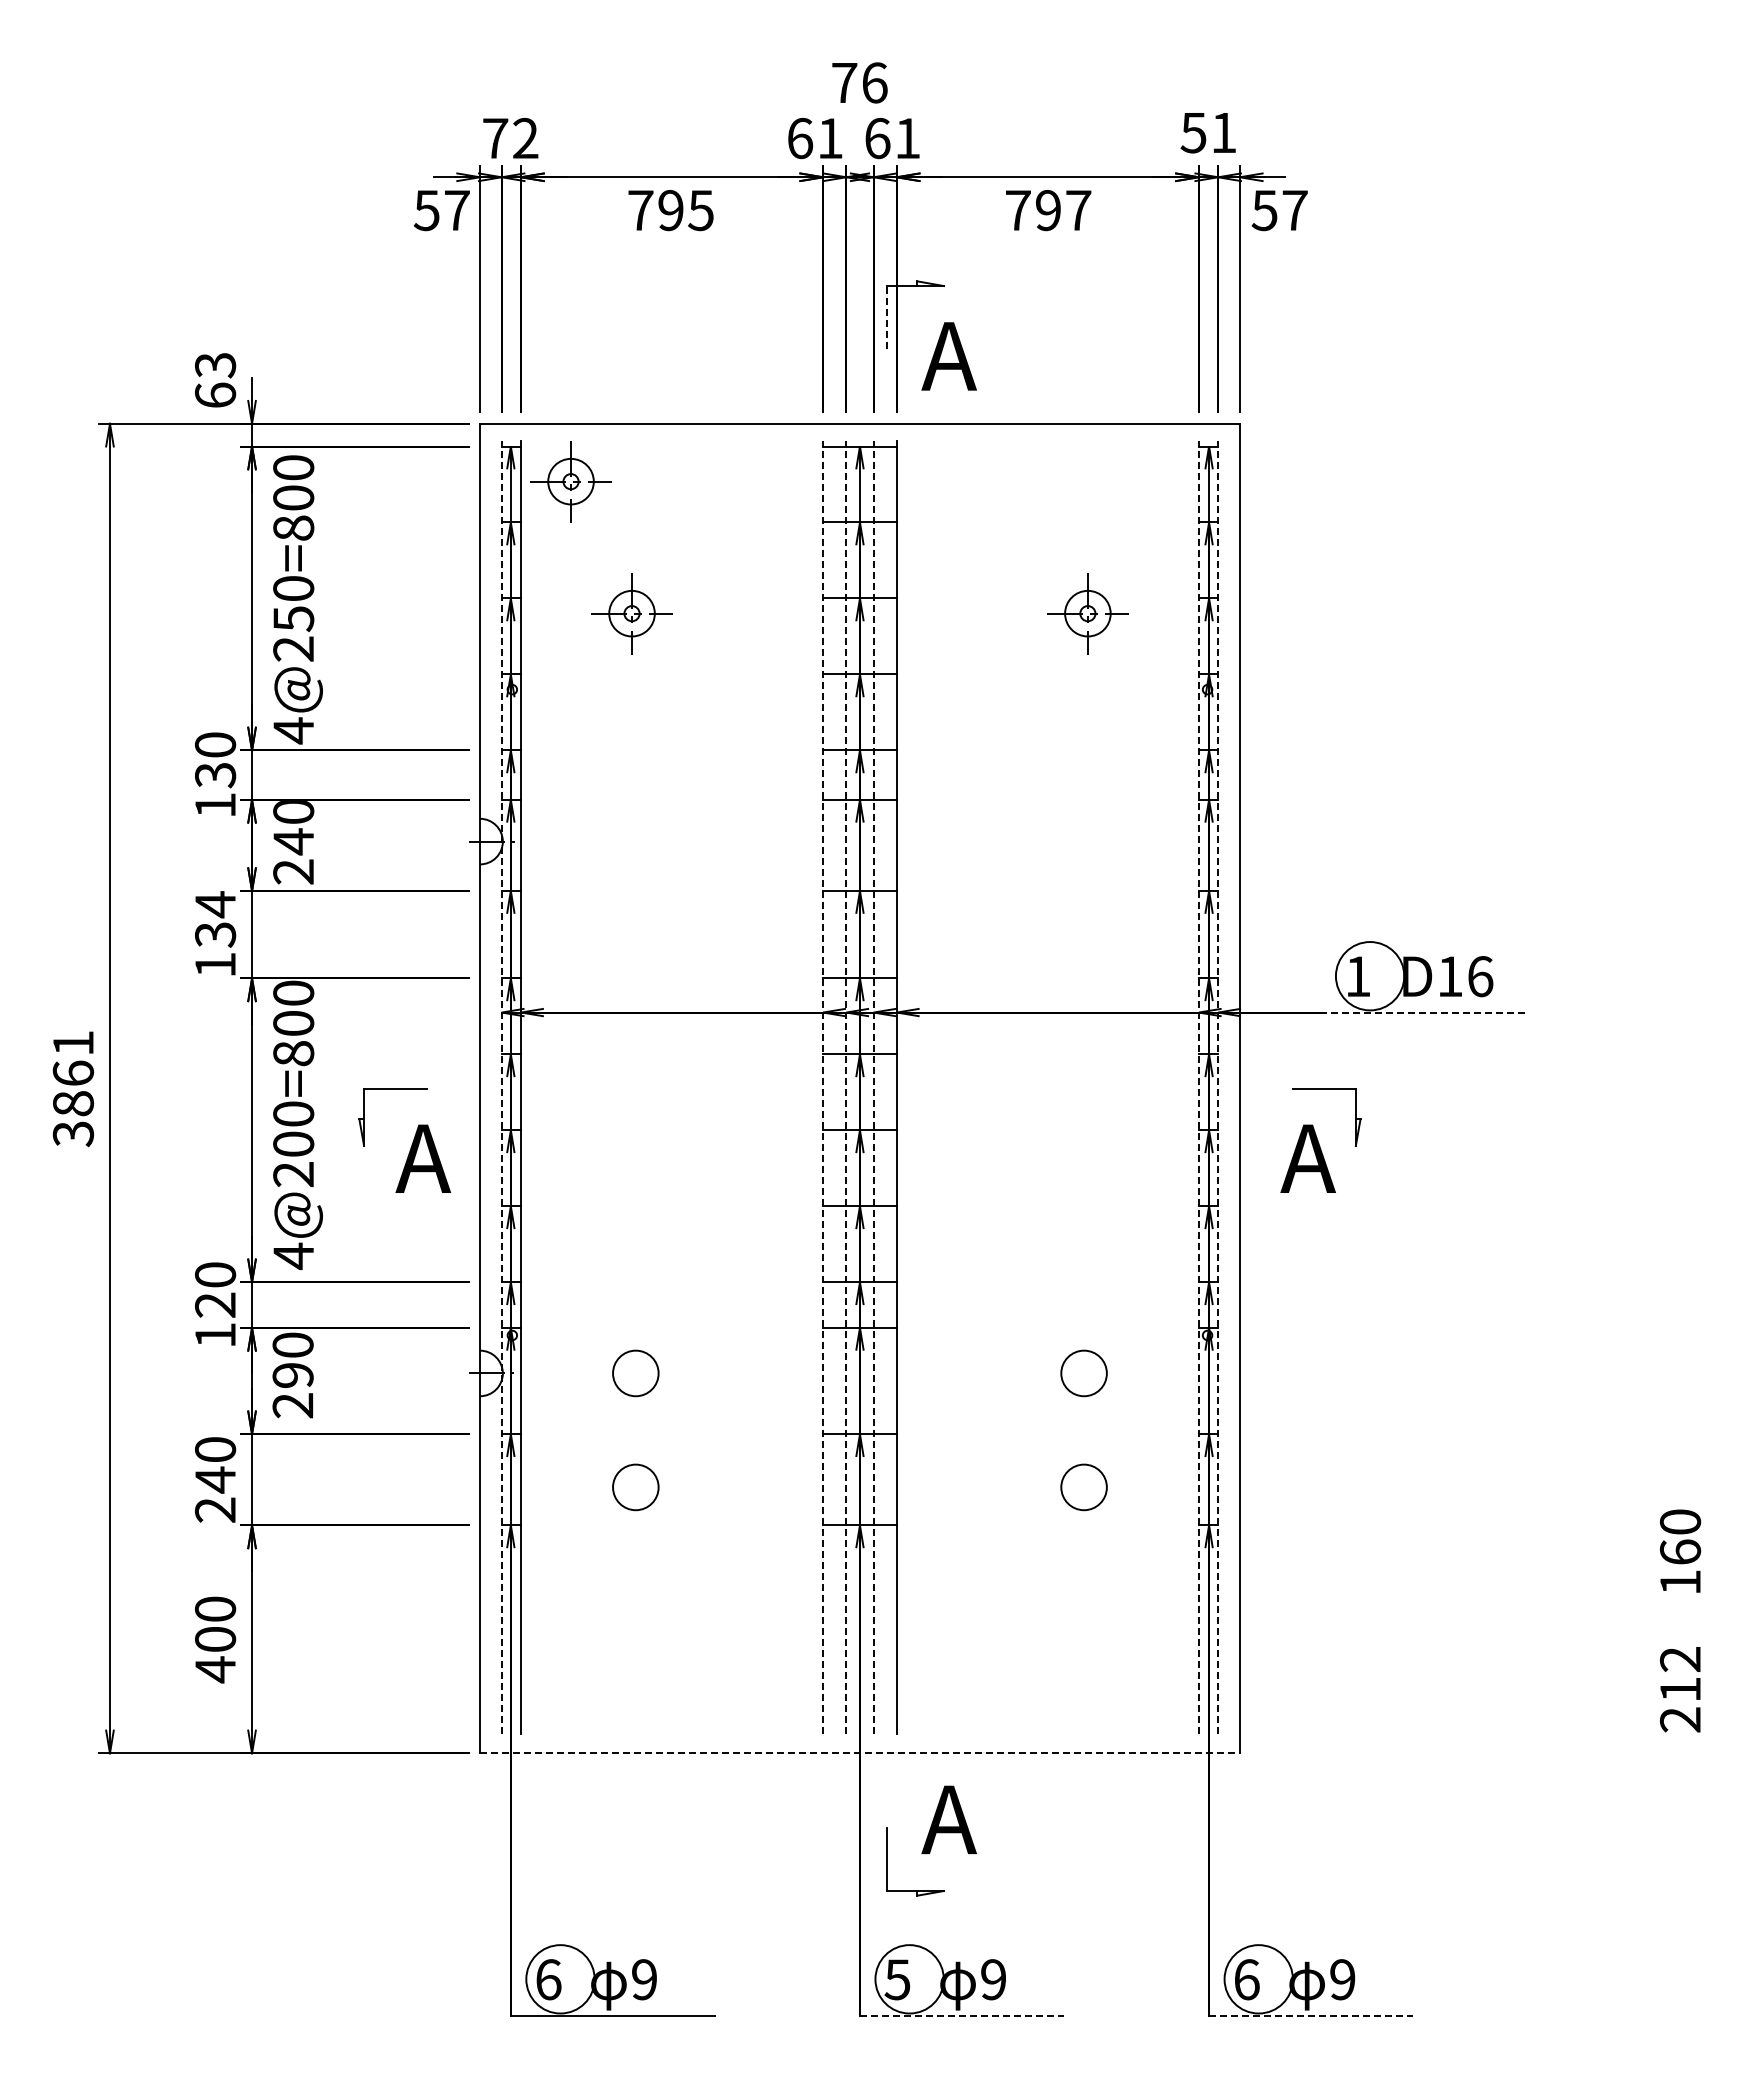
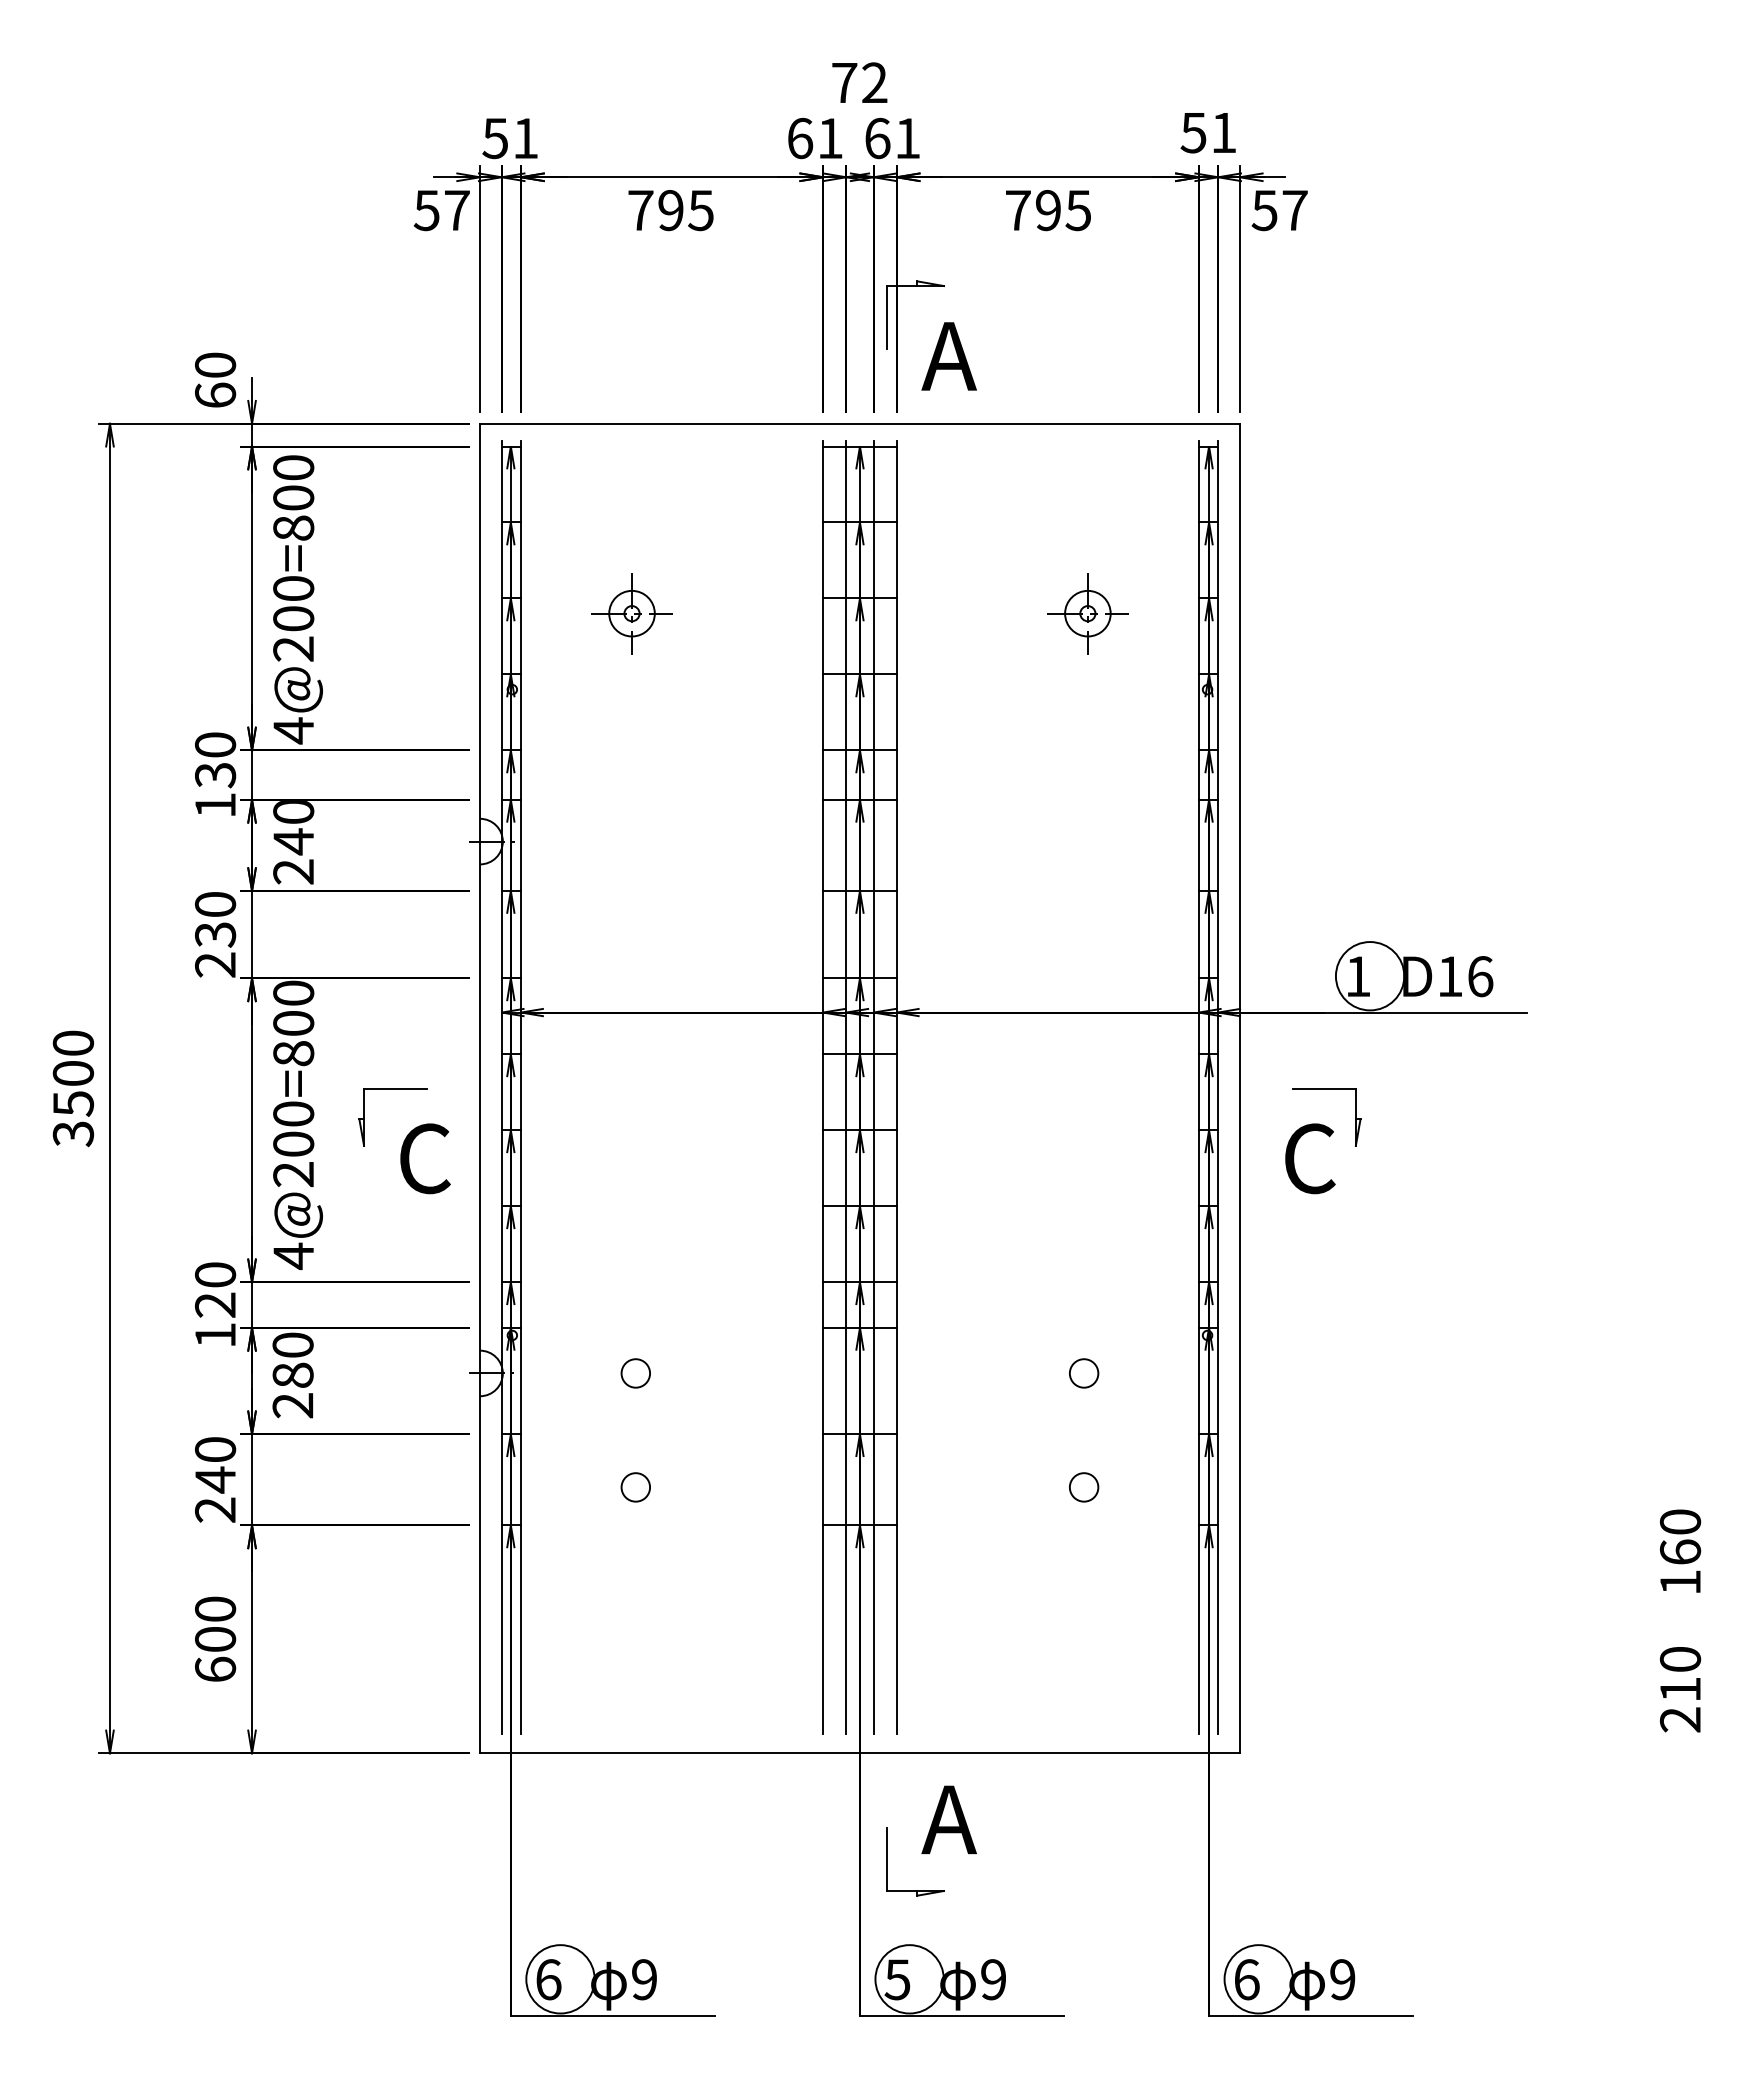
text: 76 -> 72 (874, 82)
text: 72 -> 51 (510, 138)
text: 797 -> 795 (1078, 210)
line: dashed -> solid (886, 316)
text: 63 -> 60 (215, 365)
part: present -> none (570, 481)
text: 4@250=800 -> 4@200=800 (293, 619)
text: 134 -> 230 (215, 934)
line: dashed -> solid (1424, 1012)
text: 3861 -> 3500 (73, 1073)
line: dashed -> solid (501, 1087)
line: dashed -> solid (823, 1087)
line: dashed -> solid (846, 1087)
line: dashed -> solid (873, 1087)
line: dashed -> solid (1198, 1087)
line: dashed -> solid (1218, 1087)
text: A -> C (423, 1158)
text: A -> C (1307, 1158)
circle diameter: 46 px -> 28 px (635, 1373)
circle diameter: 46 px -> 28 px (1083, 1373)
text: 290 -> 280 (292, 1374)
circle diameter: 46 px -> 28 px (635, 1487)
circle diameter: 46 px -> 28 px (1083, 1487)
text: 212 -> 210 (1680, 1659)
text: 400 -> 600 (215, 1669)
line: dashed -> solid (859, 1753)
line: dashed -> solid (962, 2015)
line: dashed -> solid (1311, 2015)
